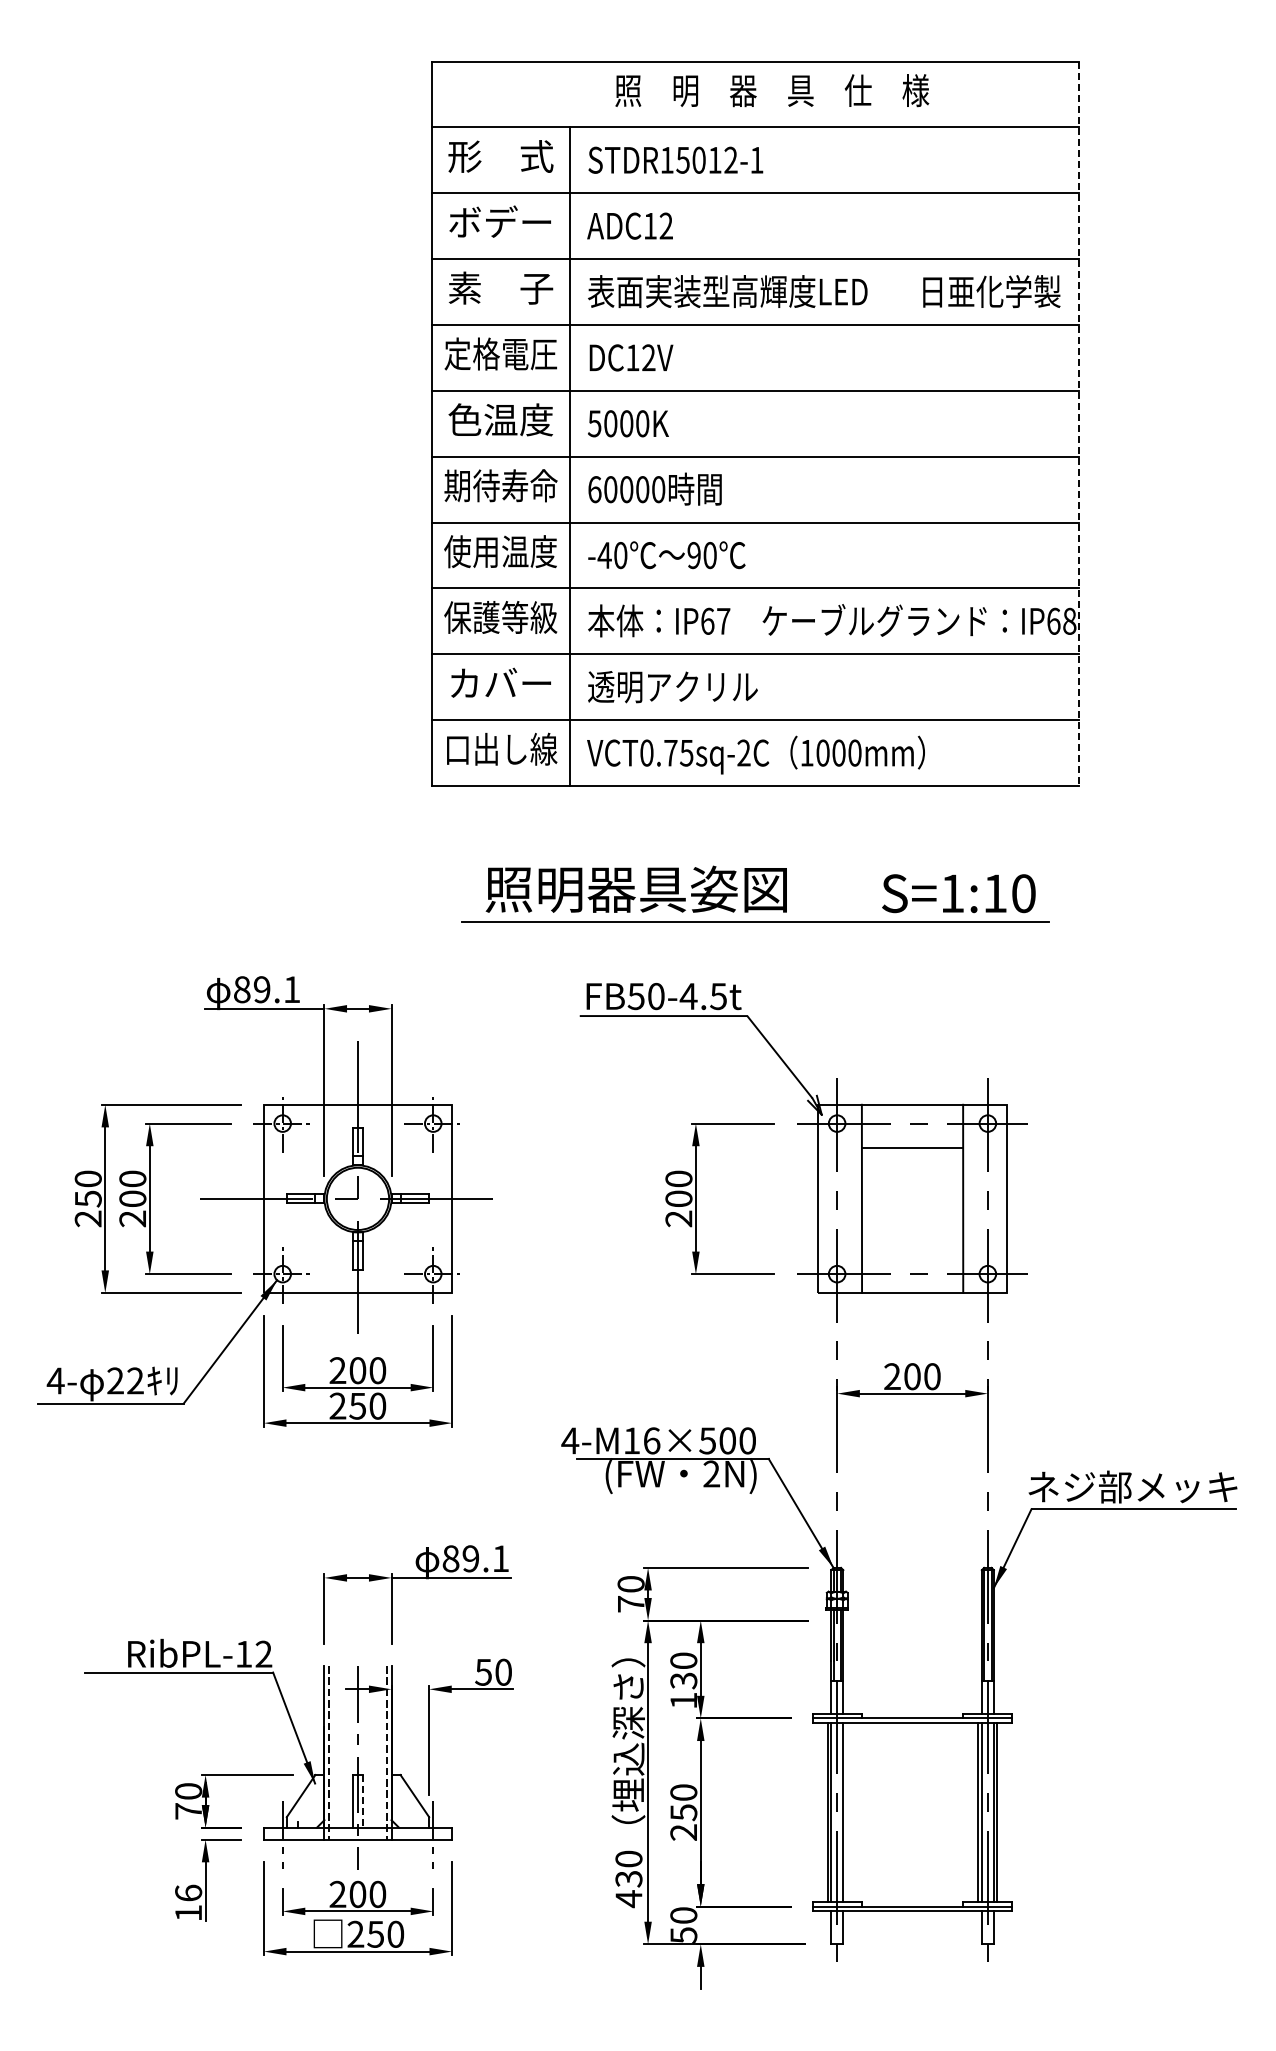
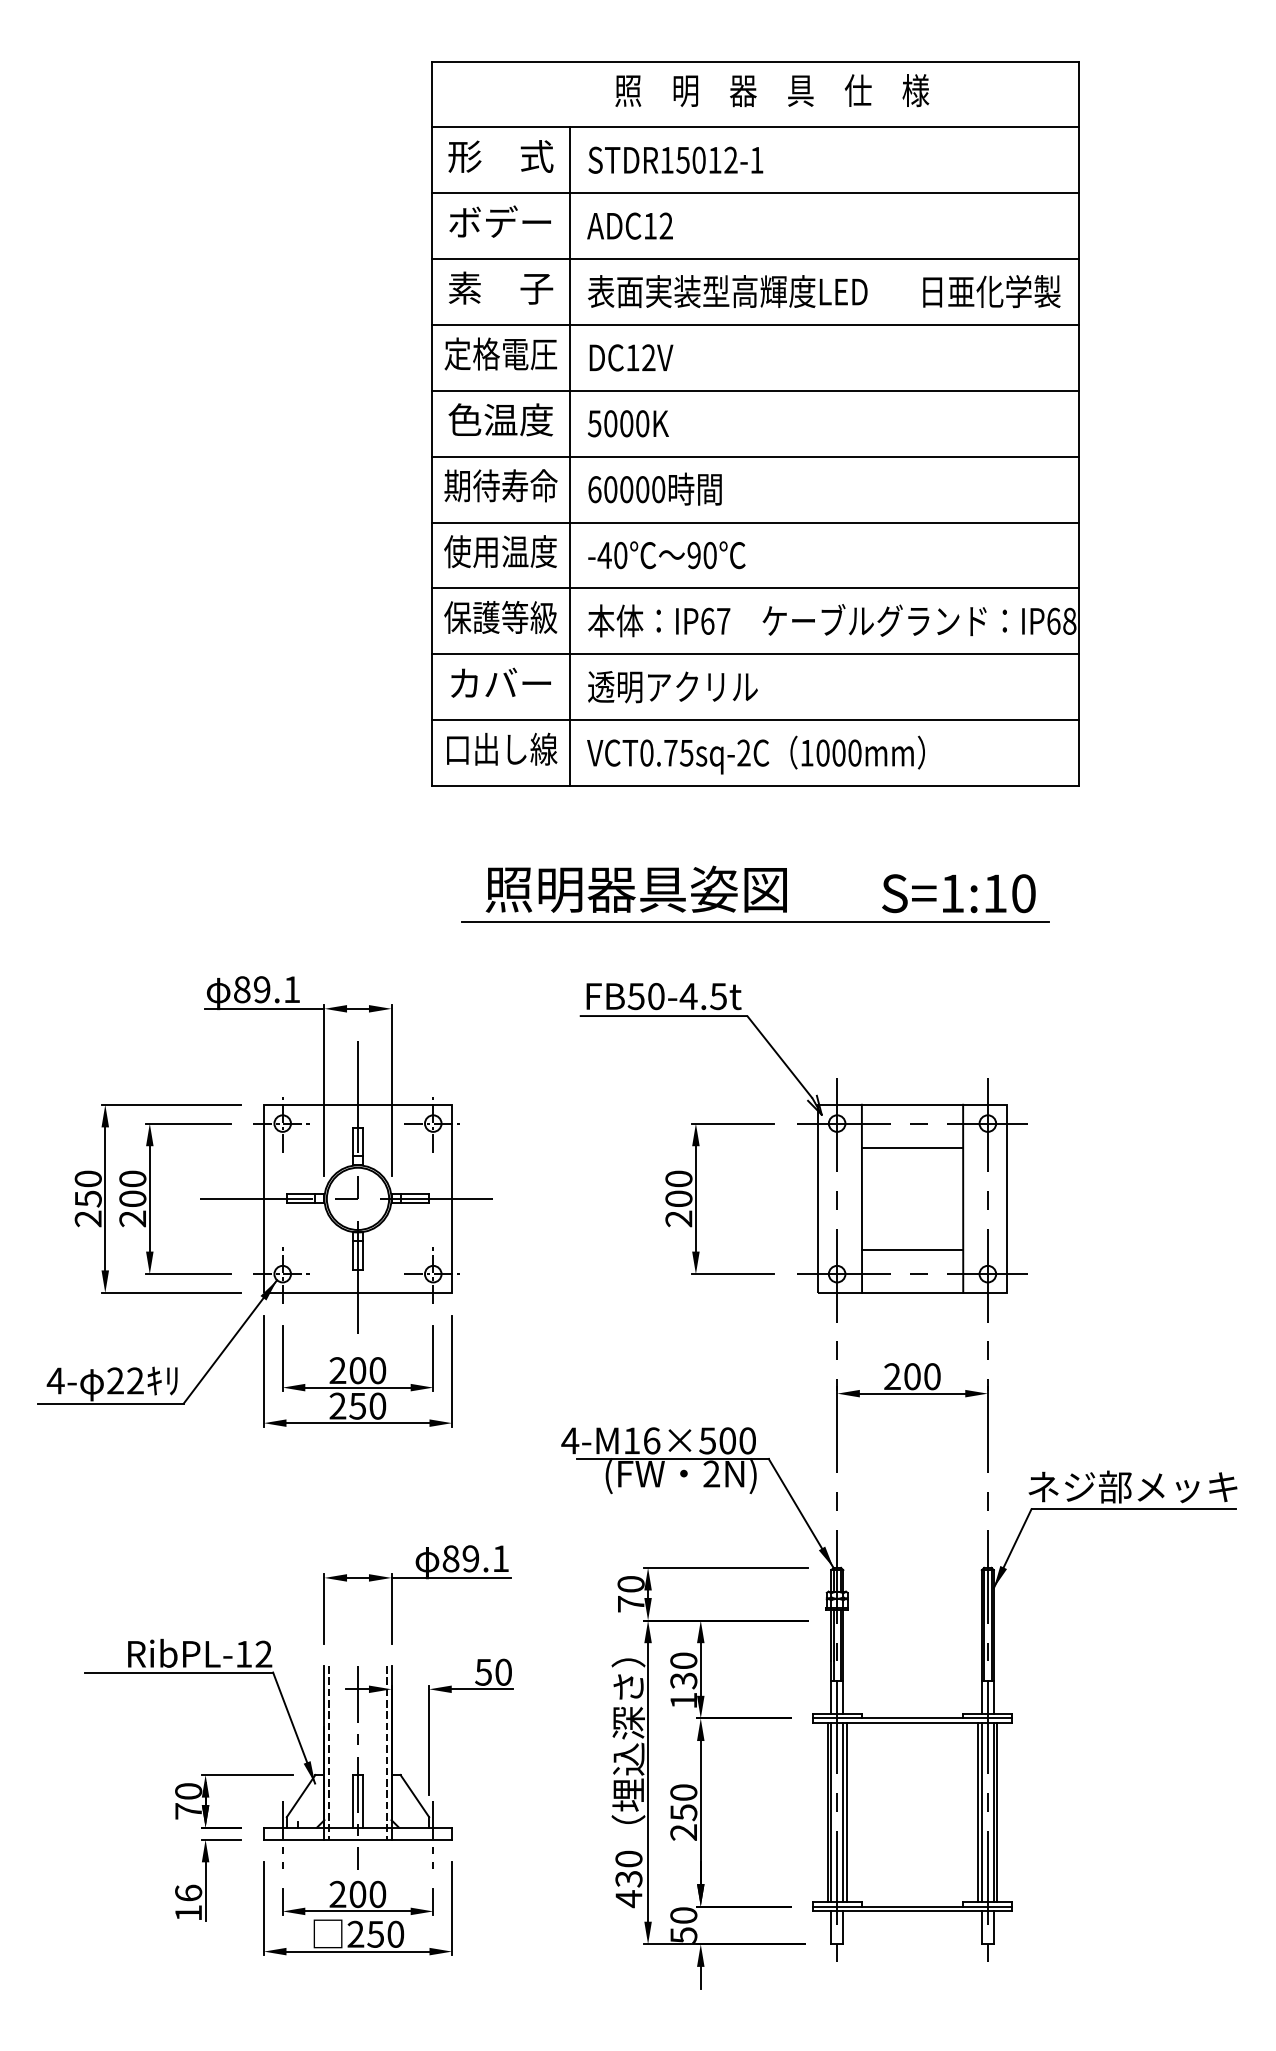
line: dashed -> solid (1079, 424)
line: none -> present (912, 1249)
line: dashed -> solid (362, 1801)
line: none -> present (846, 1812)
